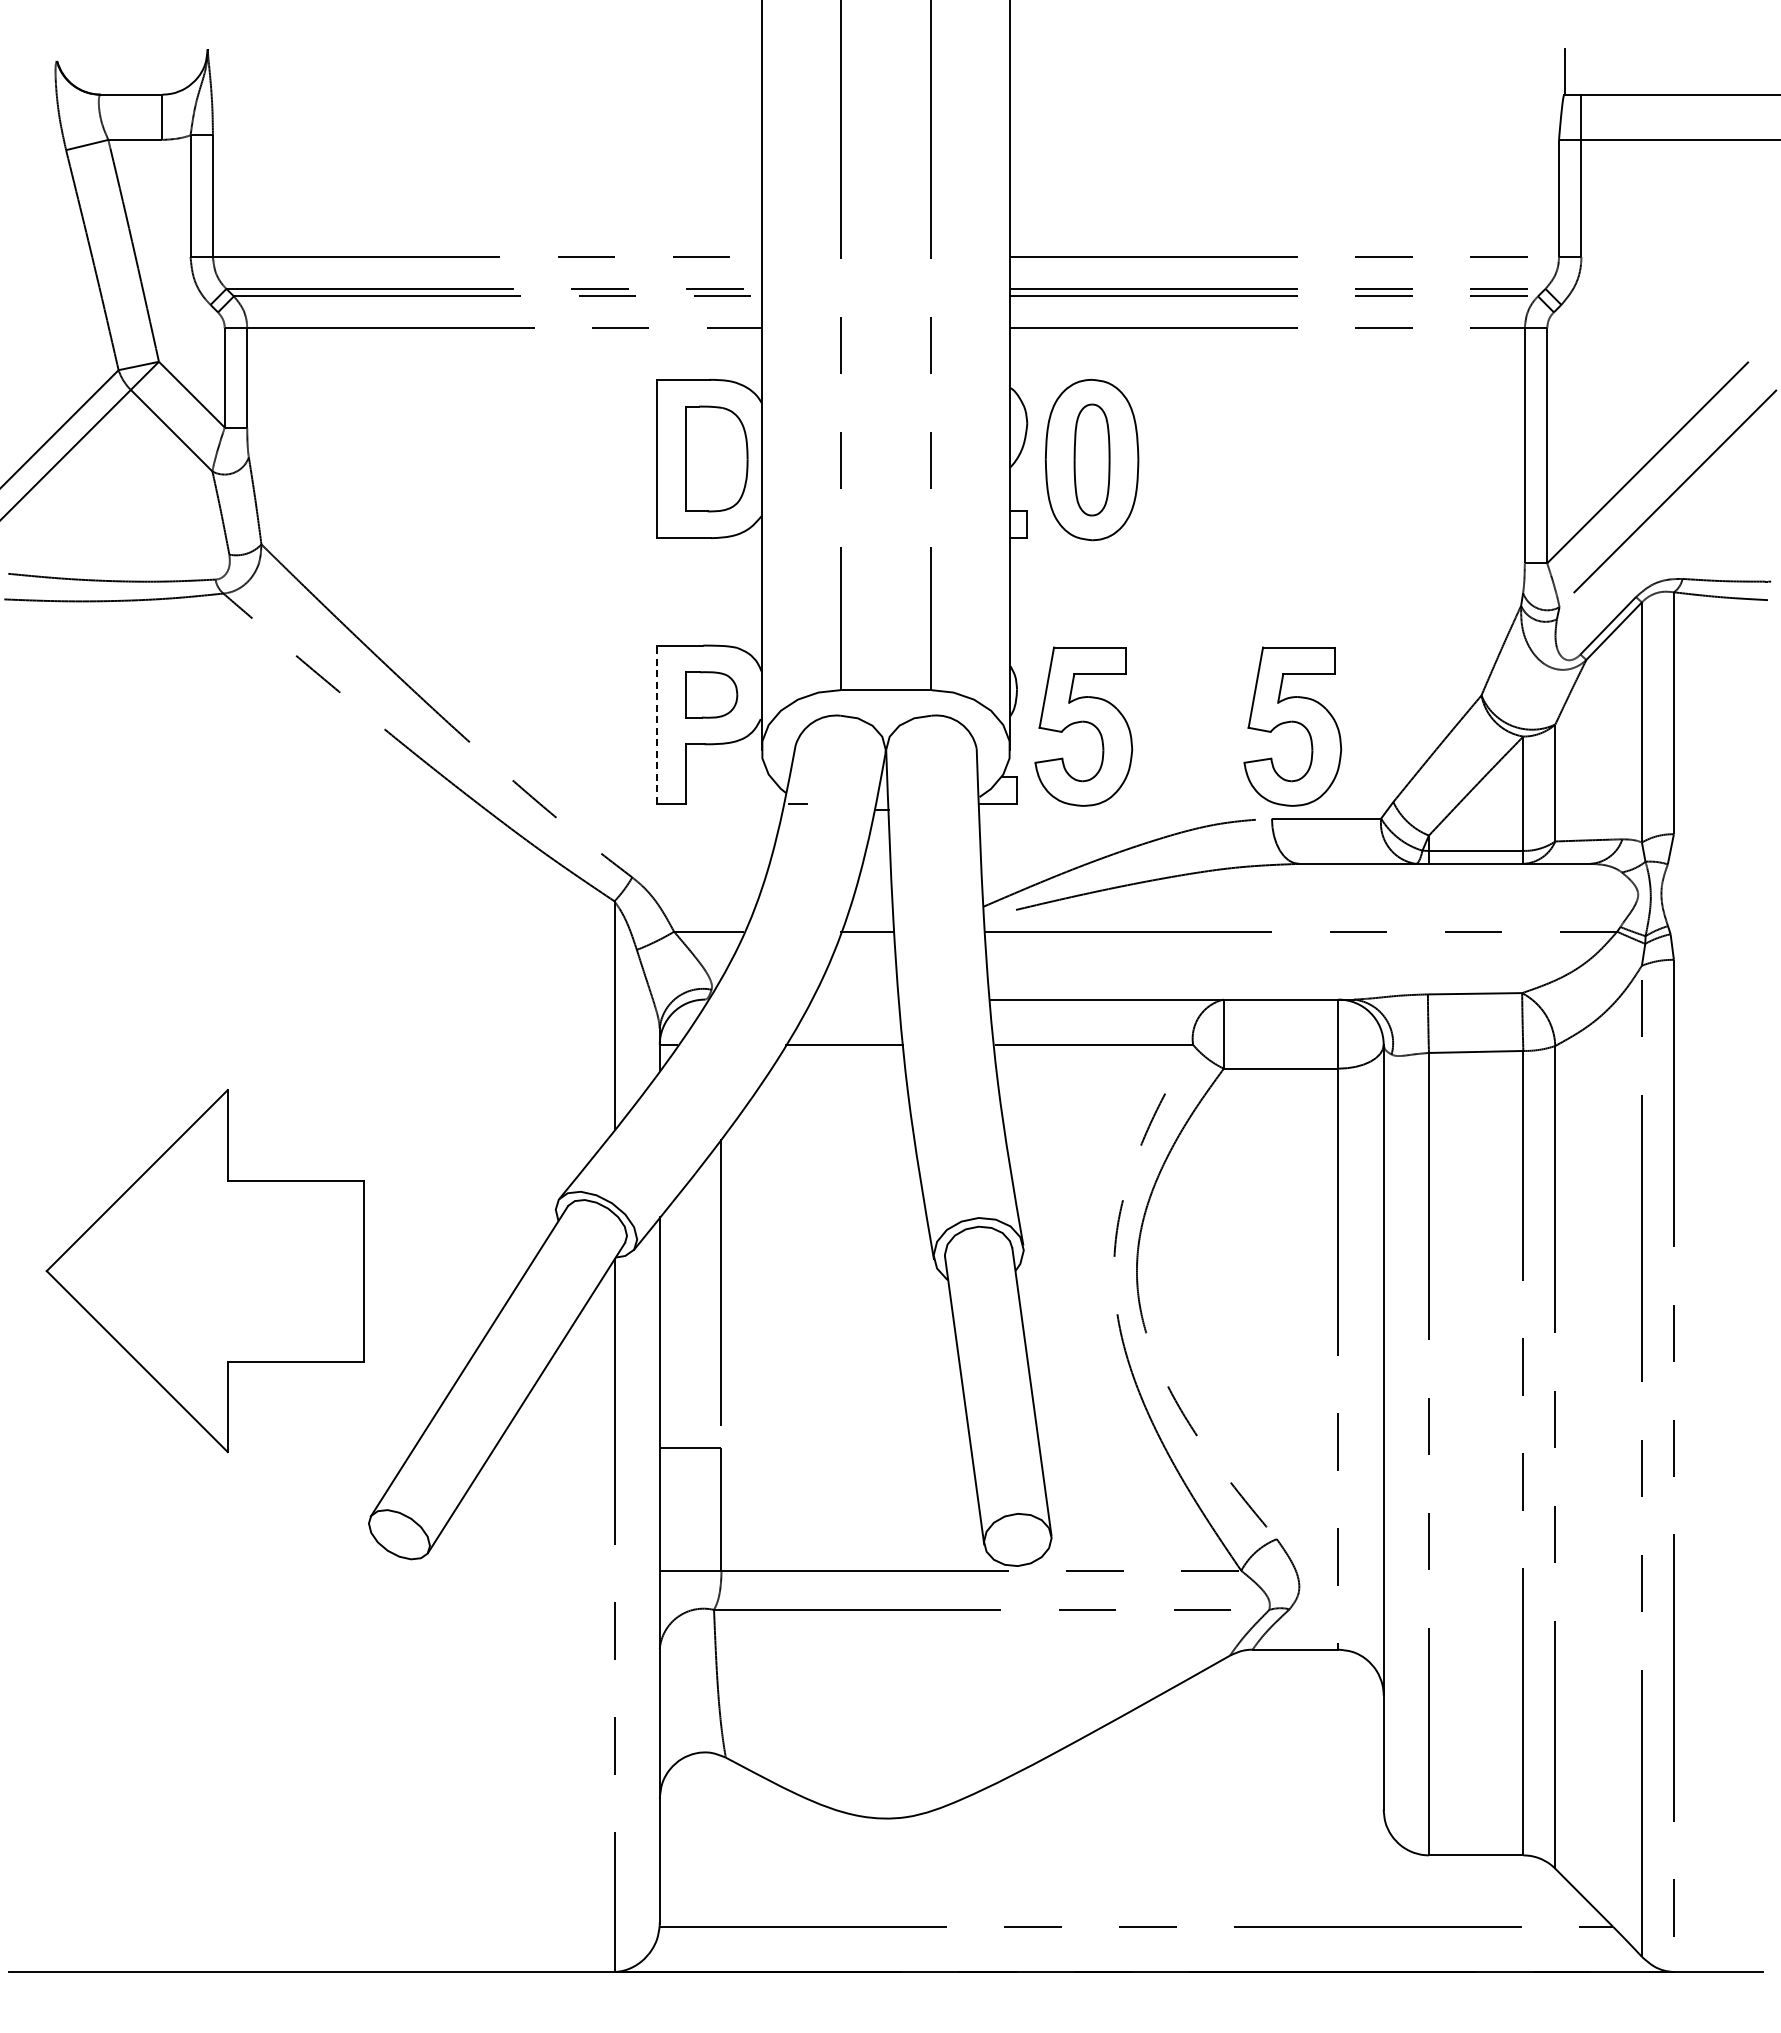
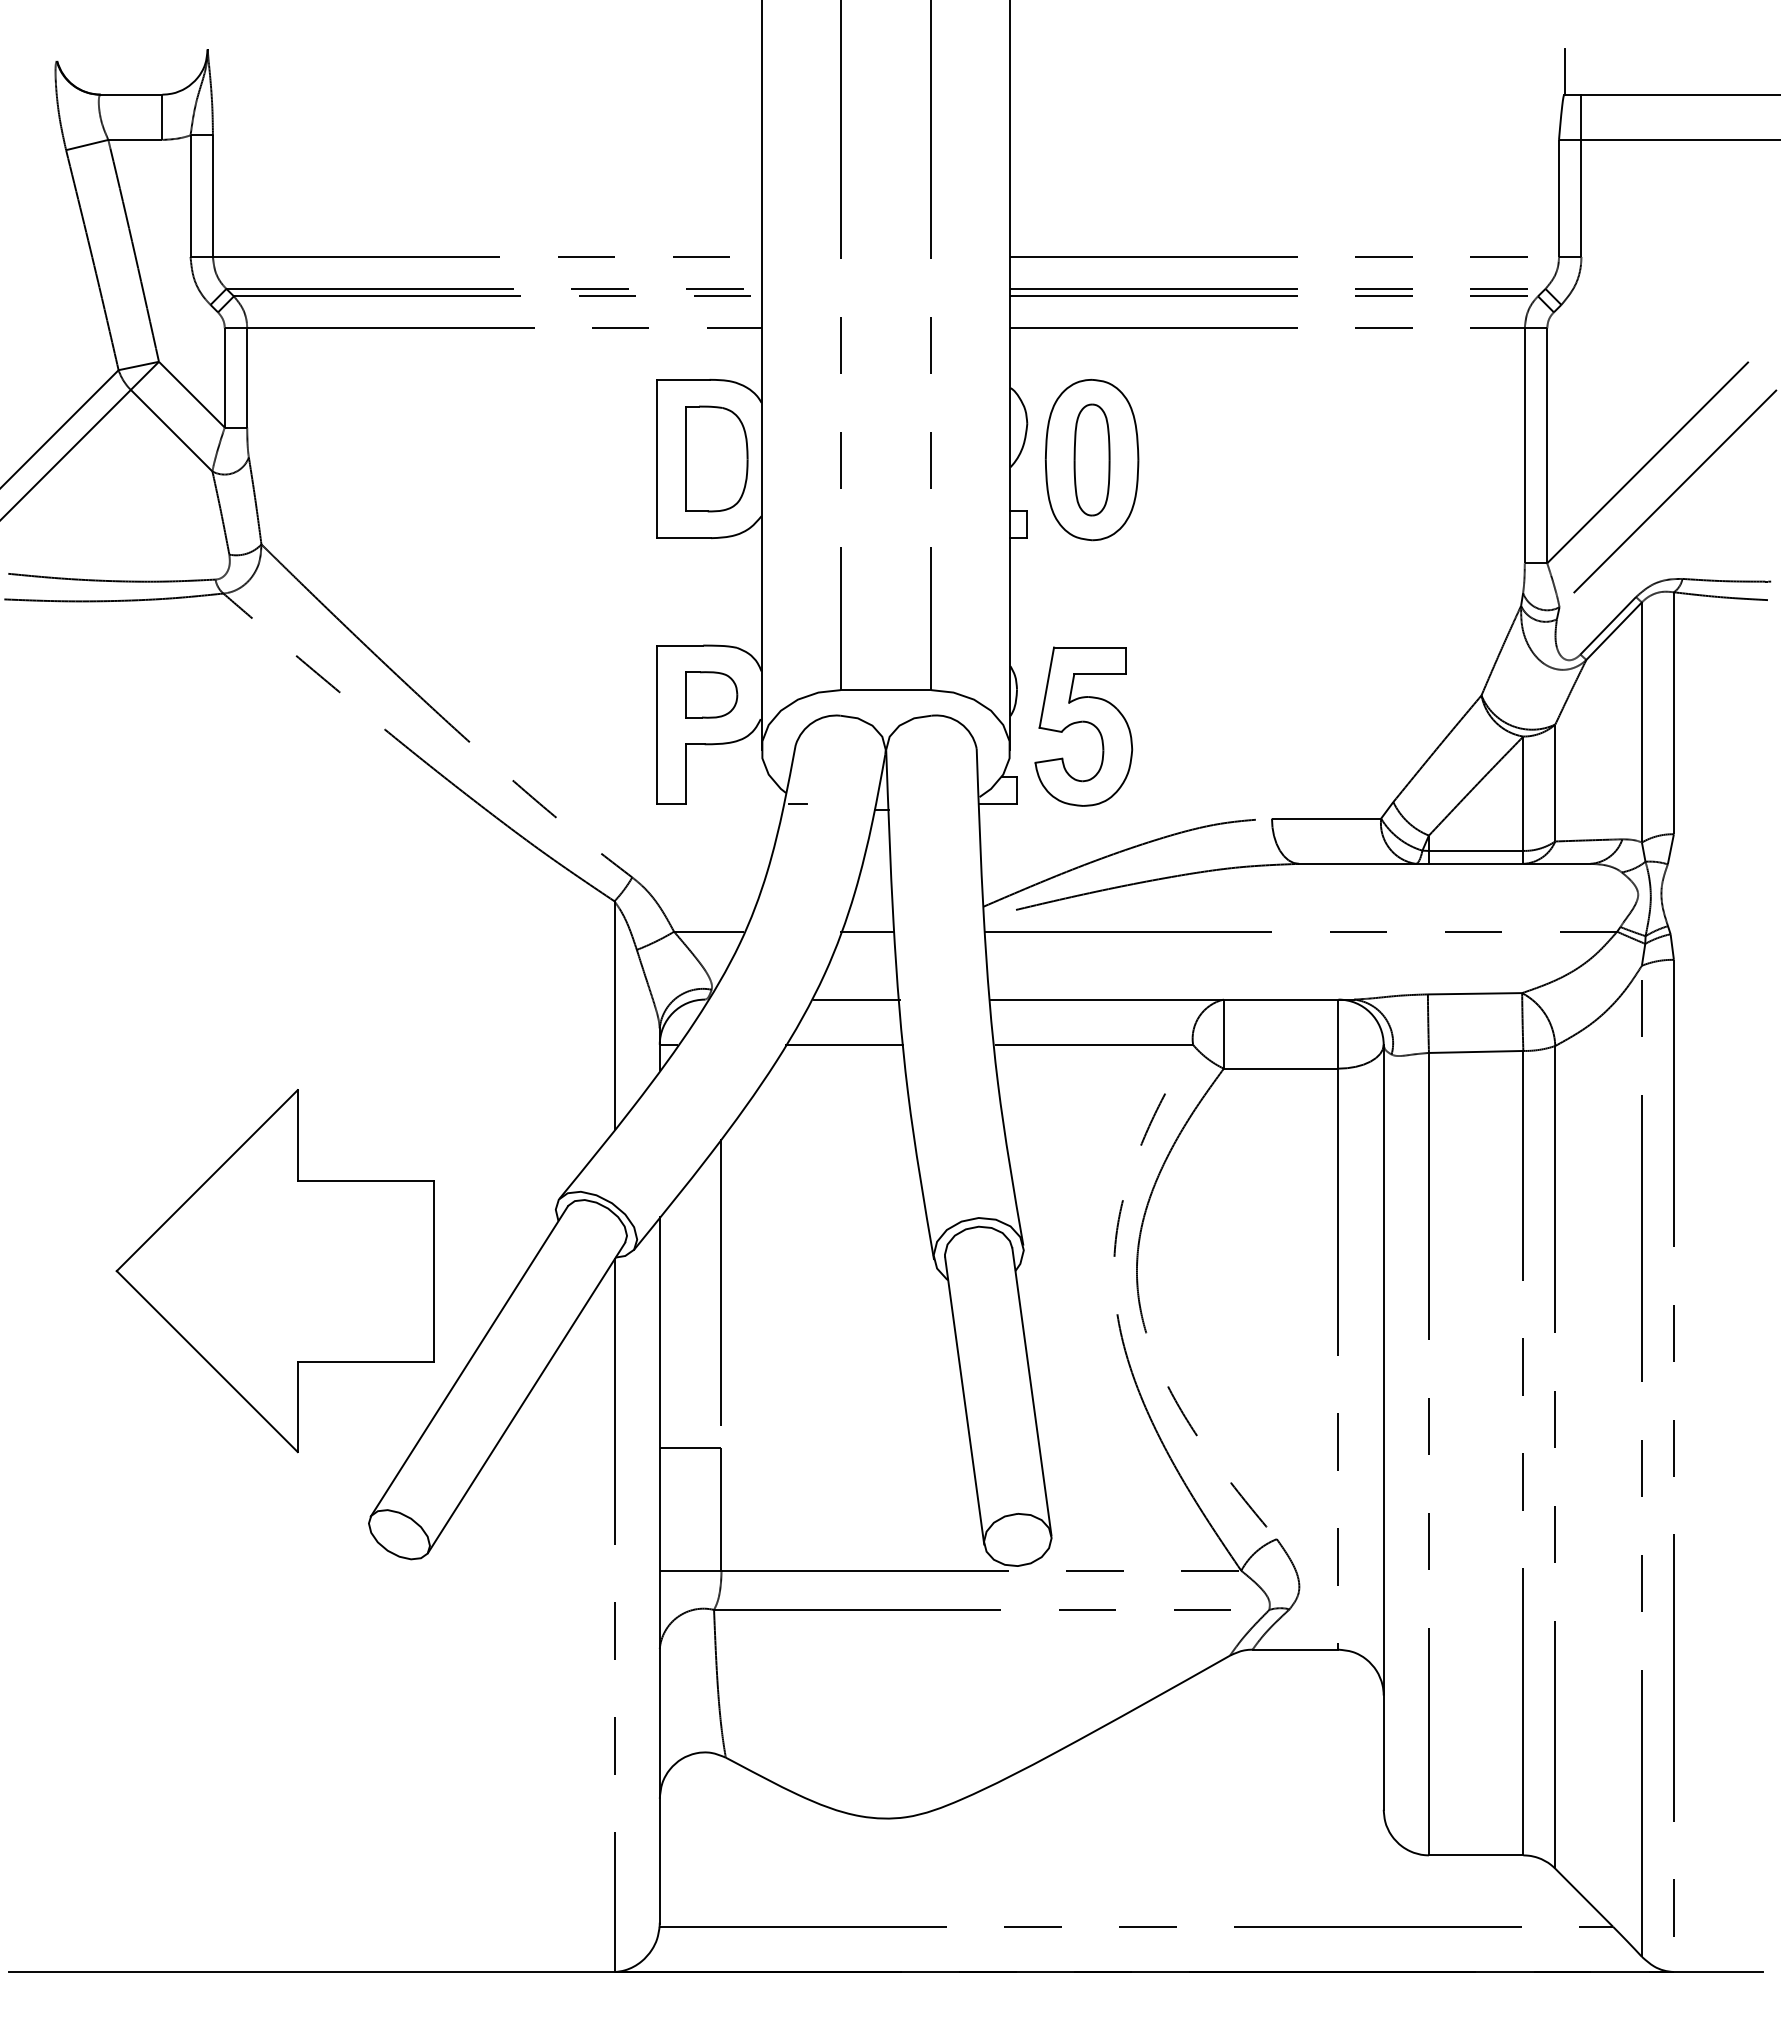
line: dashed -> solid (657, 724)
part: present -> none (1292, 726)
line: none -> present (856, 999)
part position: (204, 1271) -> (274, 1271) (274, 1271)
